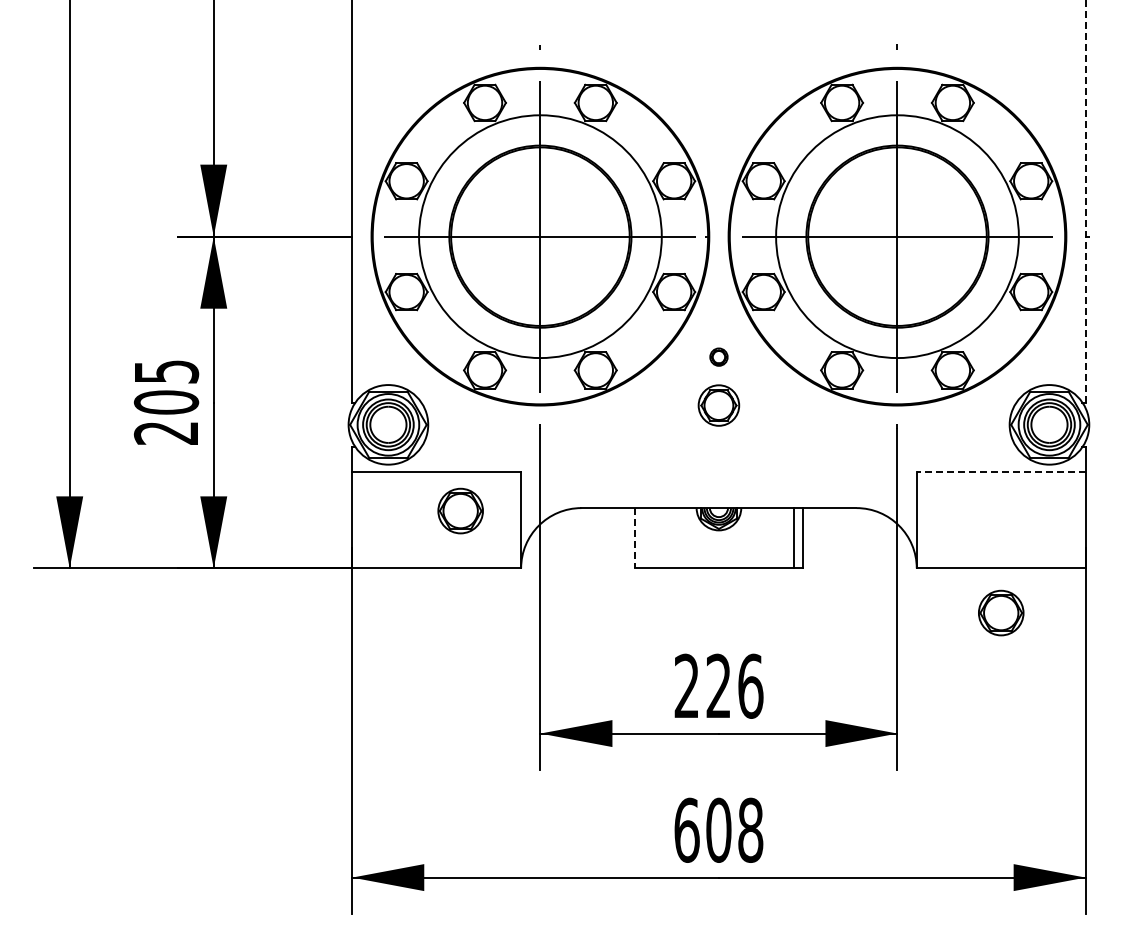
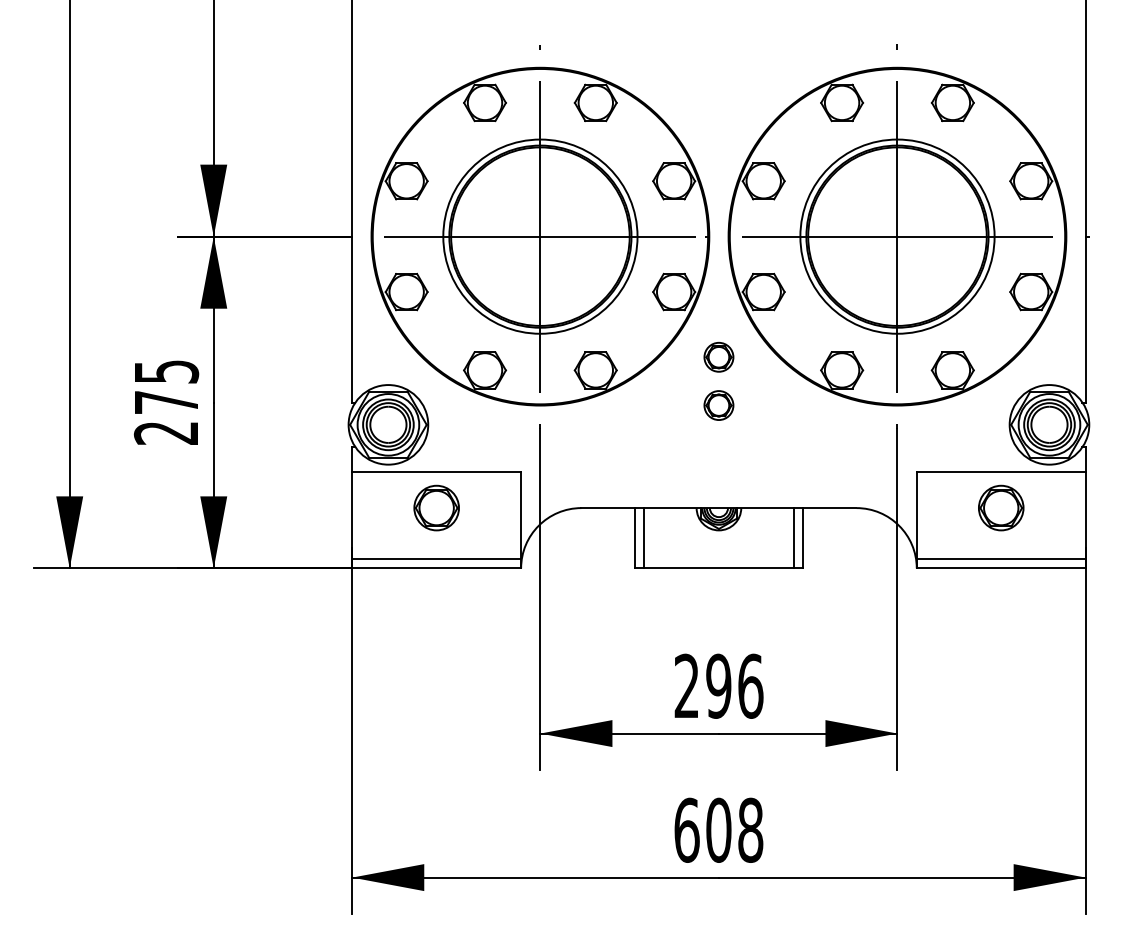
line: dashed -> solid (1085, 200)
circle diameter: 243 px -> 194 px (540, 236)
circle diameter: 243 px -> 194 px (897, 236)
part size: 20x20 px -> 32x32 px (718, 356)
text: 205 -> 275 (166, 402)
part size: 44x43 px -> 32x31 px (718, 405)
line: dashed -> solid (1000, 471)
part position: (460, 510) -> (436, 507) (436, 507)
line: dashed -> solid (634, 538)
line: none -> present (644, 538)
line: none -> present (436, 558)
line: none -> present (1000, 558)
part position: (1001, 612) -> (1001, 507) (1001, 507)
text: 226 -> 296 (718, 685)
